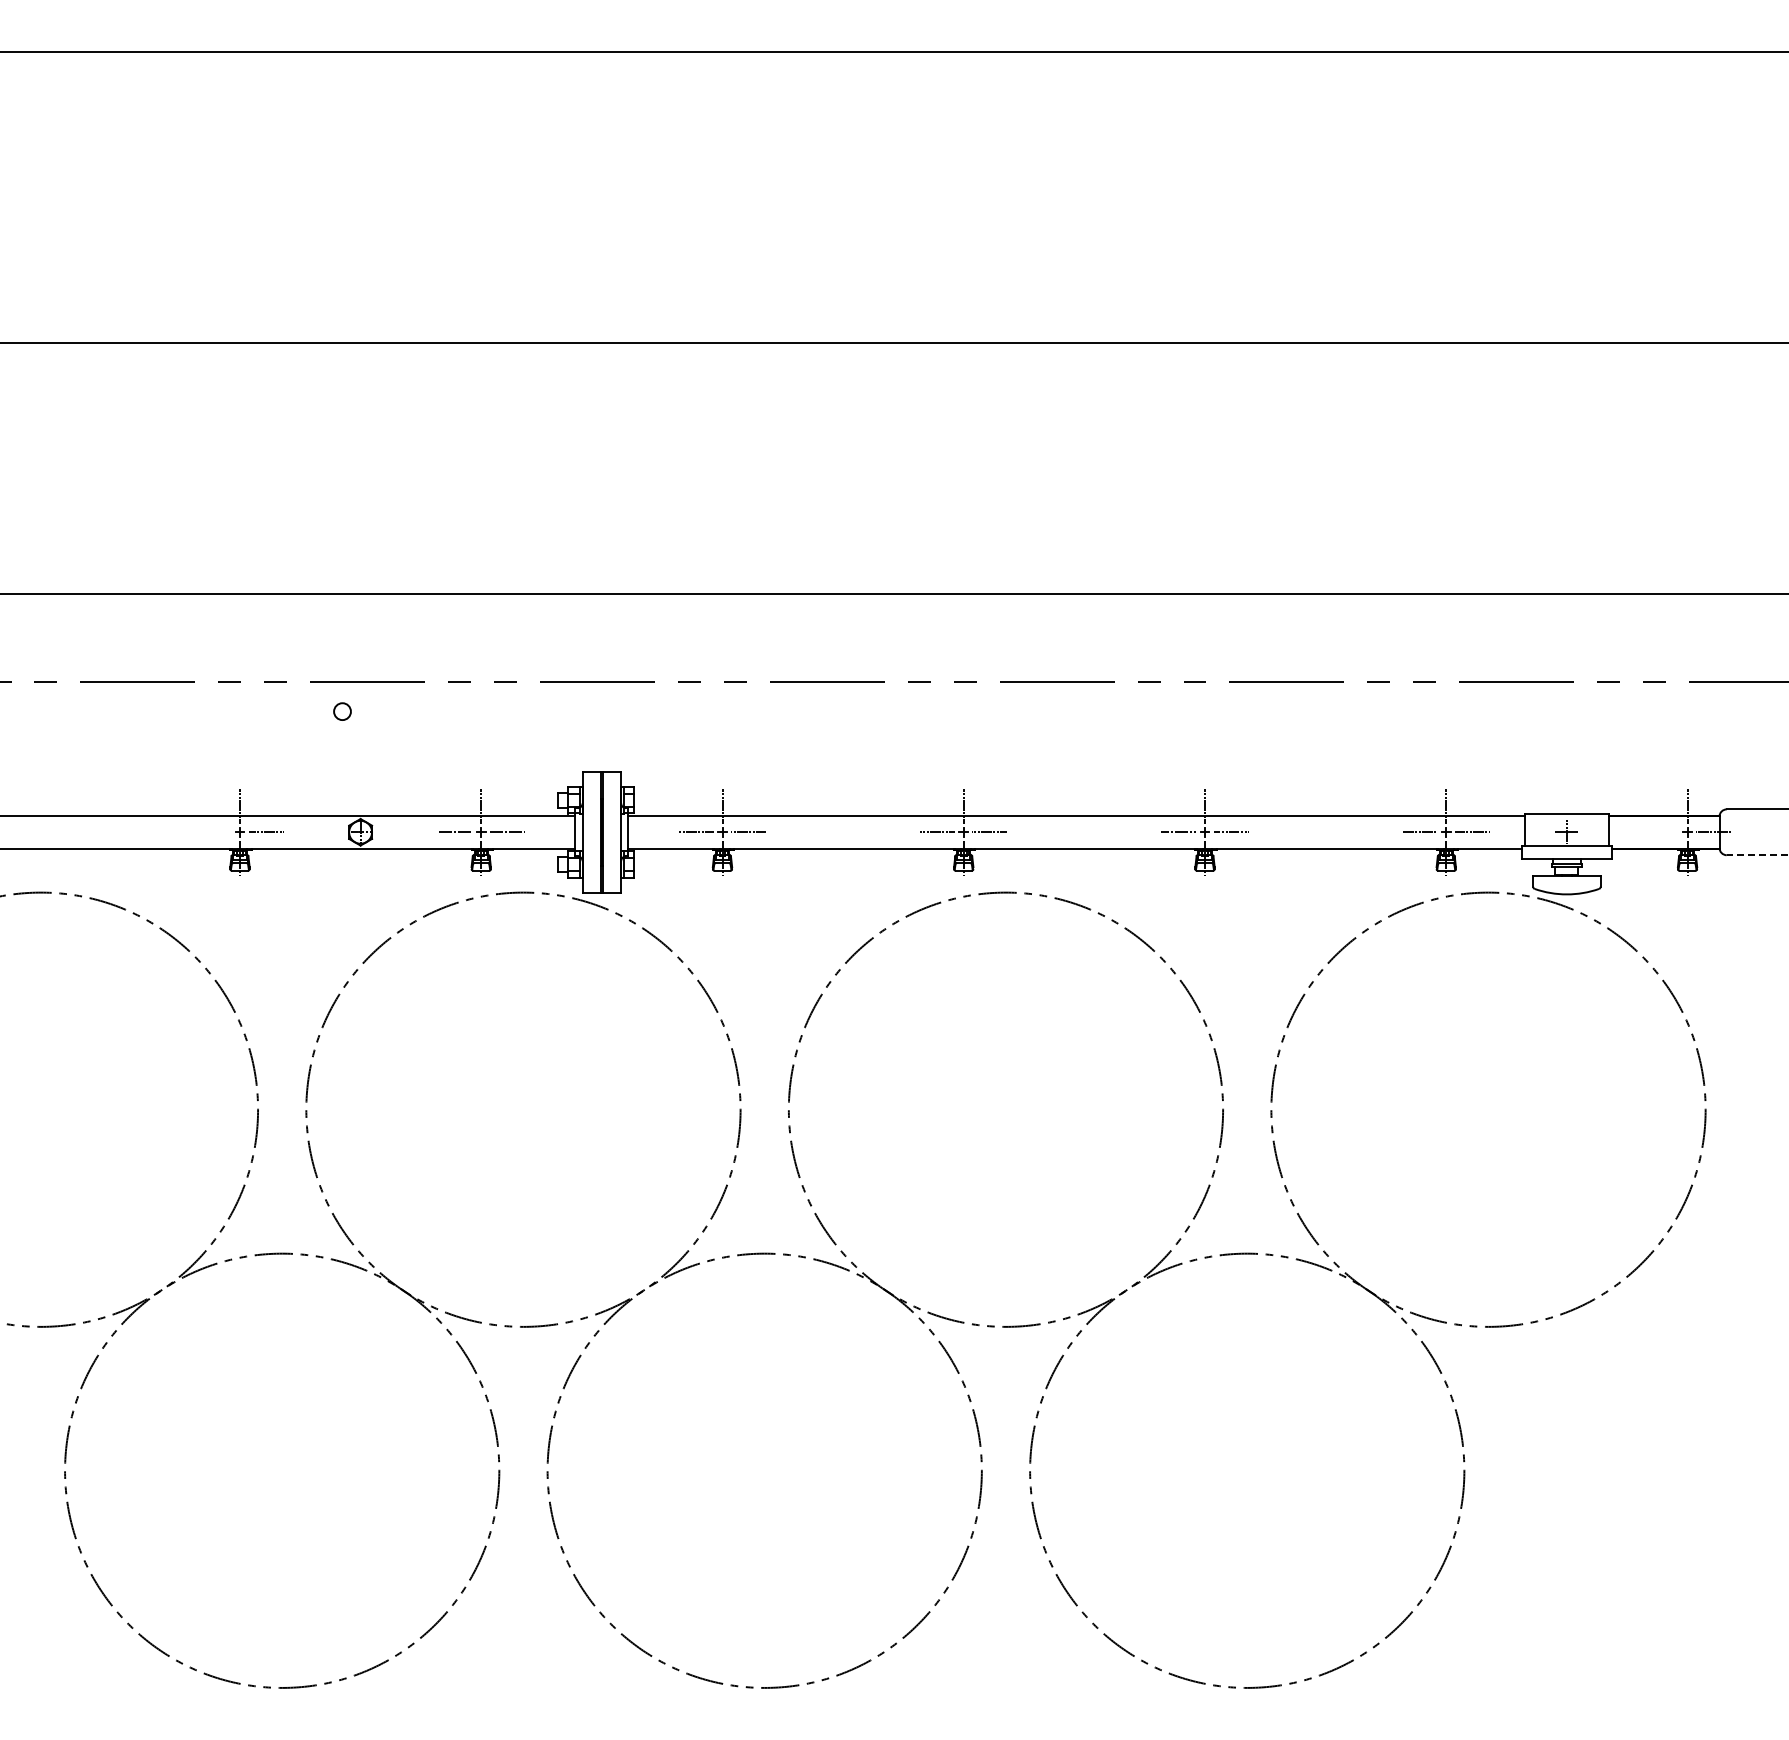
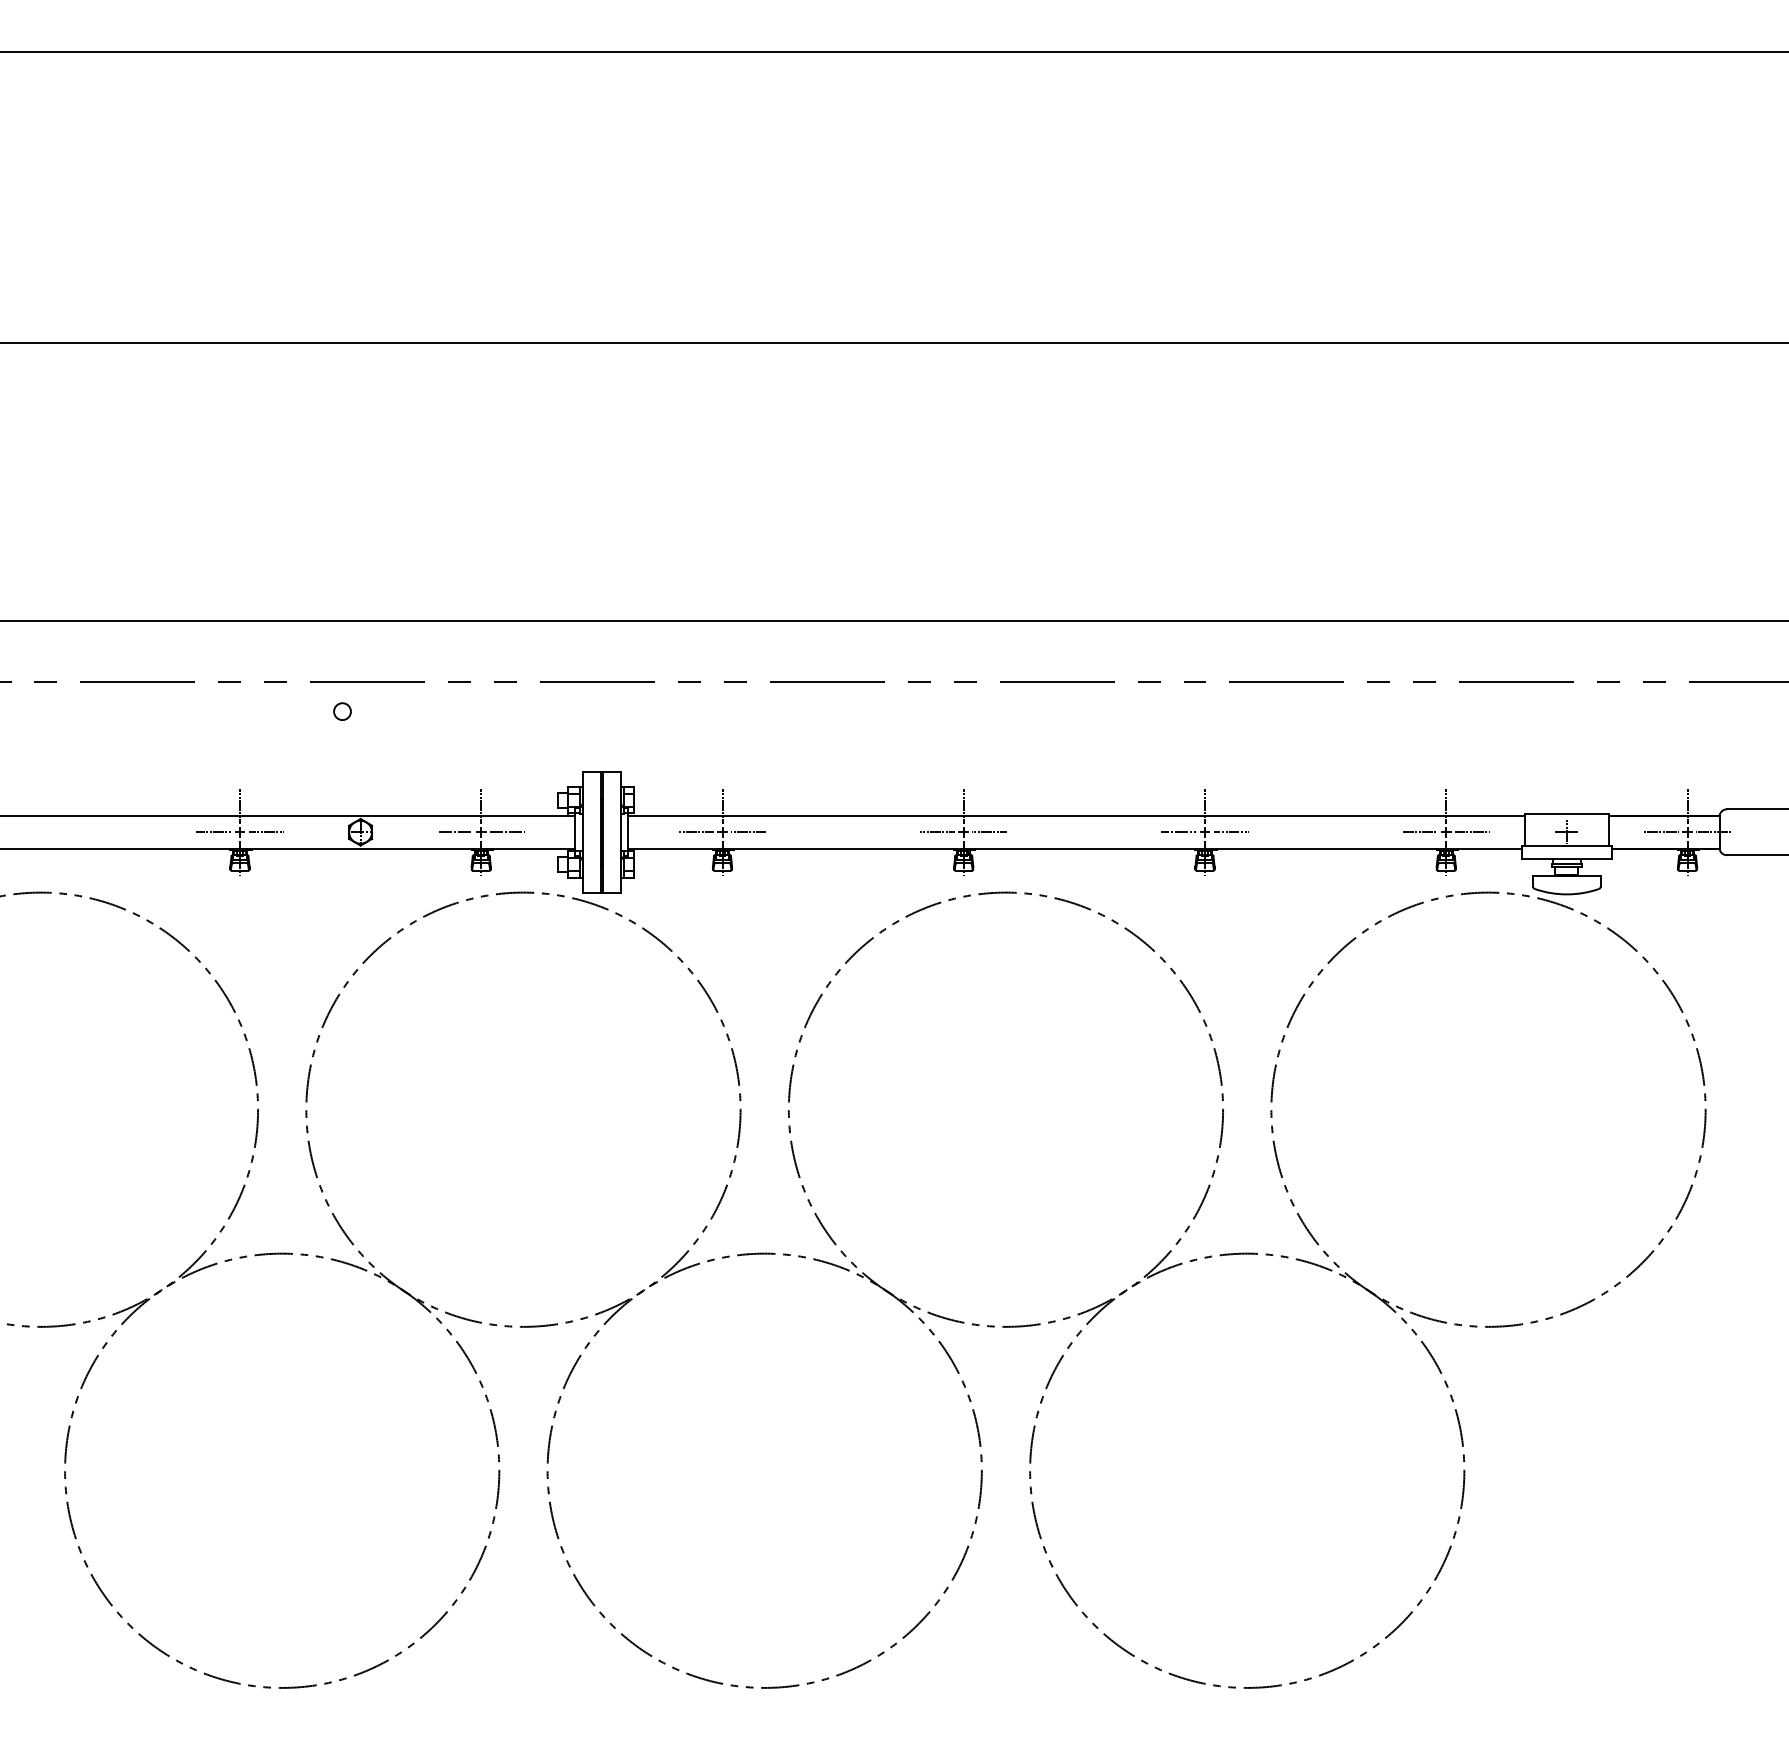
line position: (893, 594) -> (893, 621) (893, 621)
line: none -> present (213, 832)
line: none -> present (1660, 832)
line: dashed -> solid (1757, 855)
